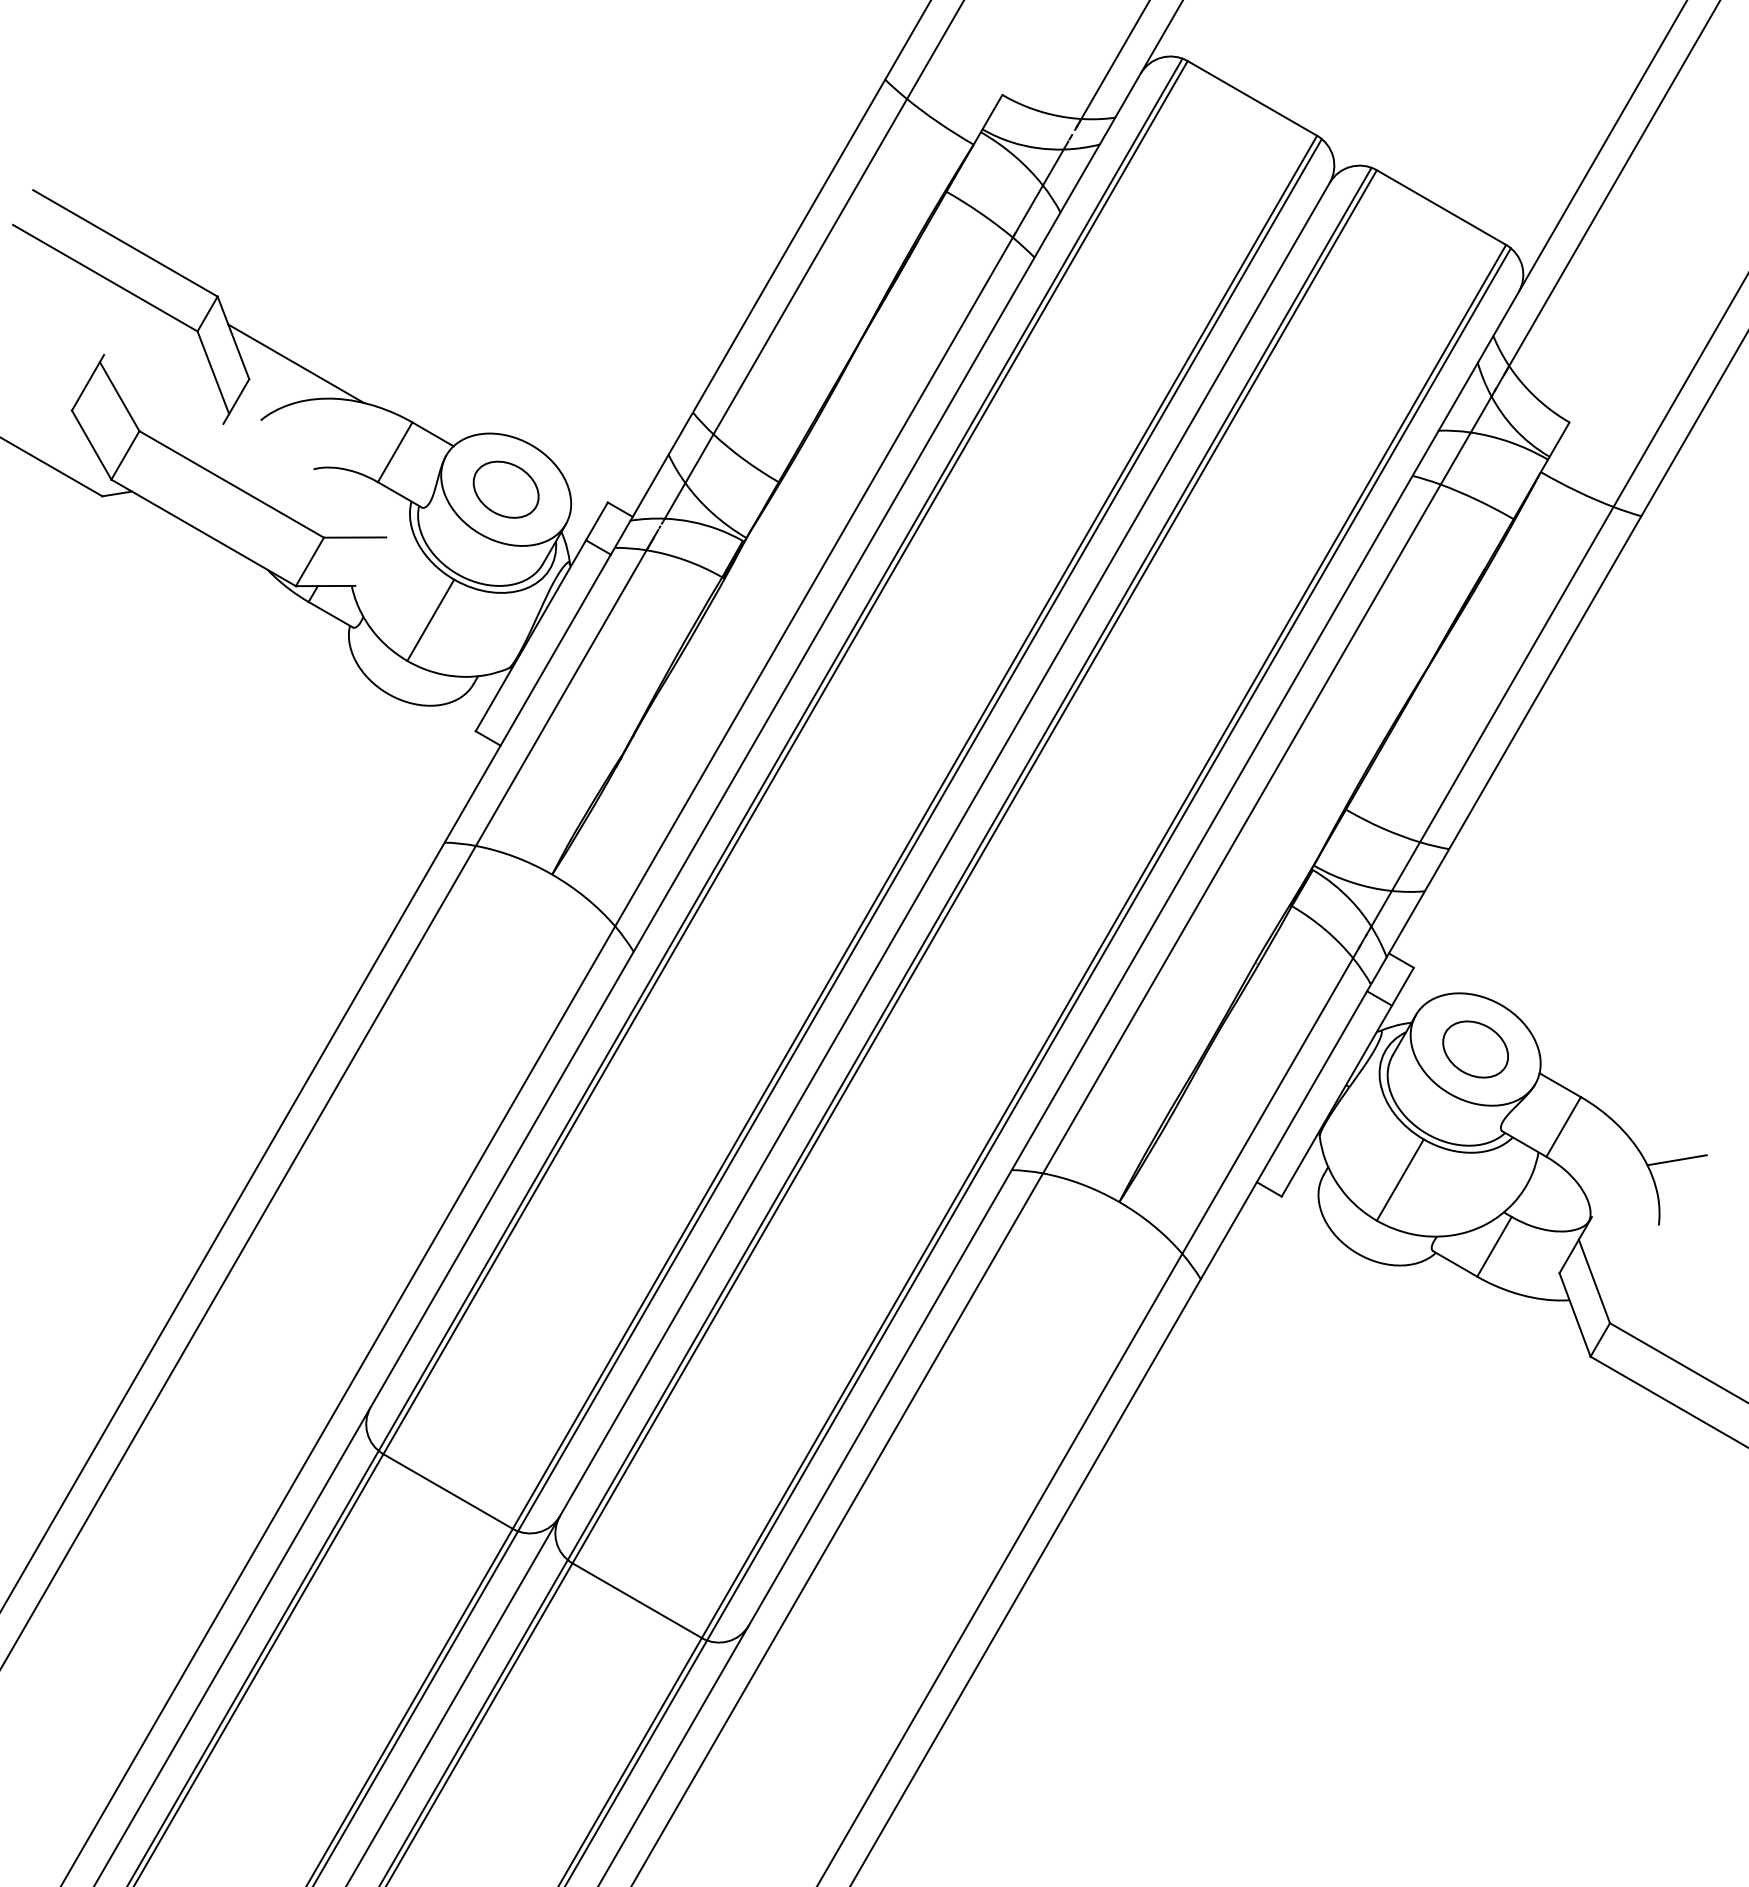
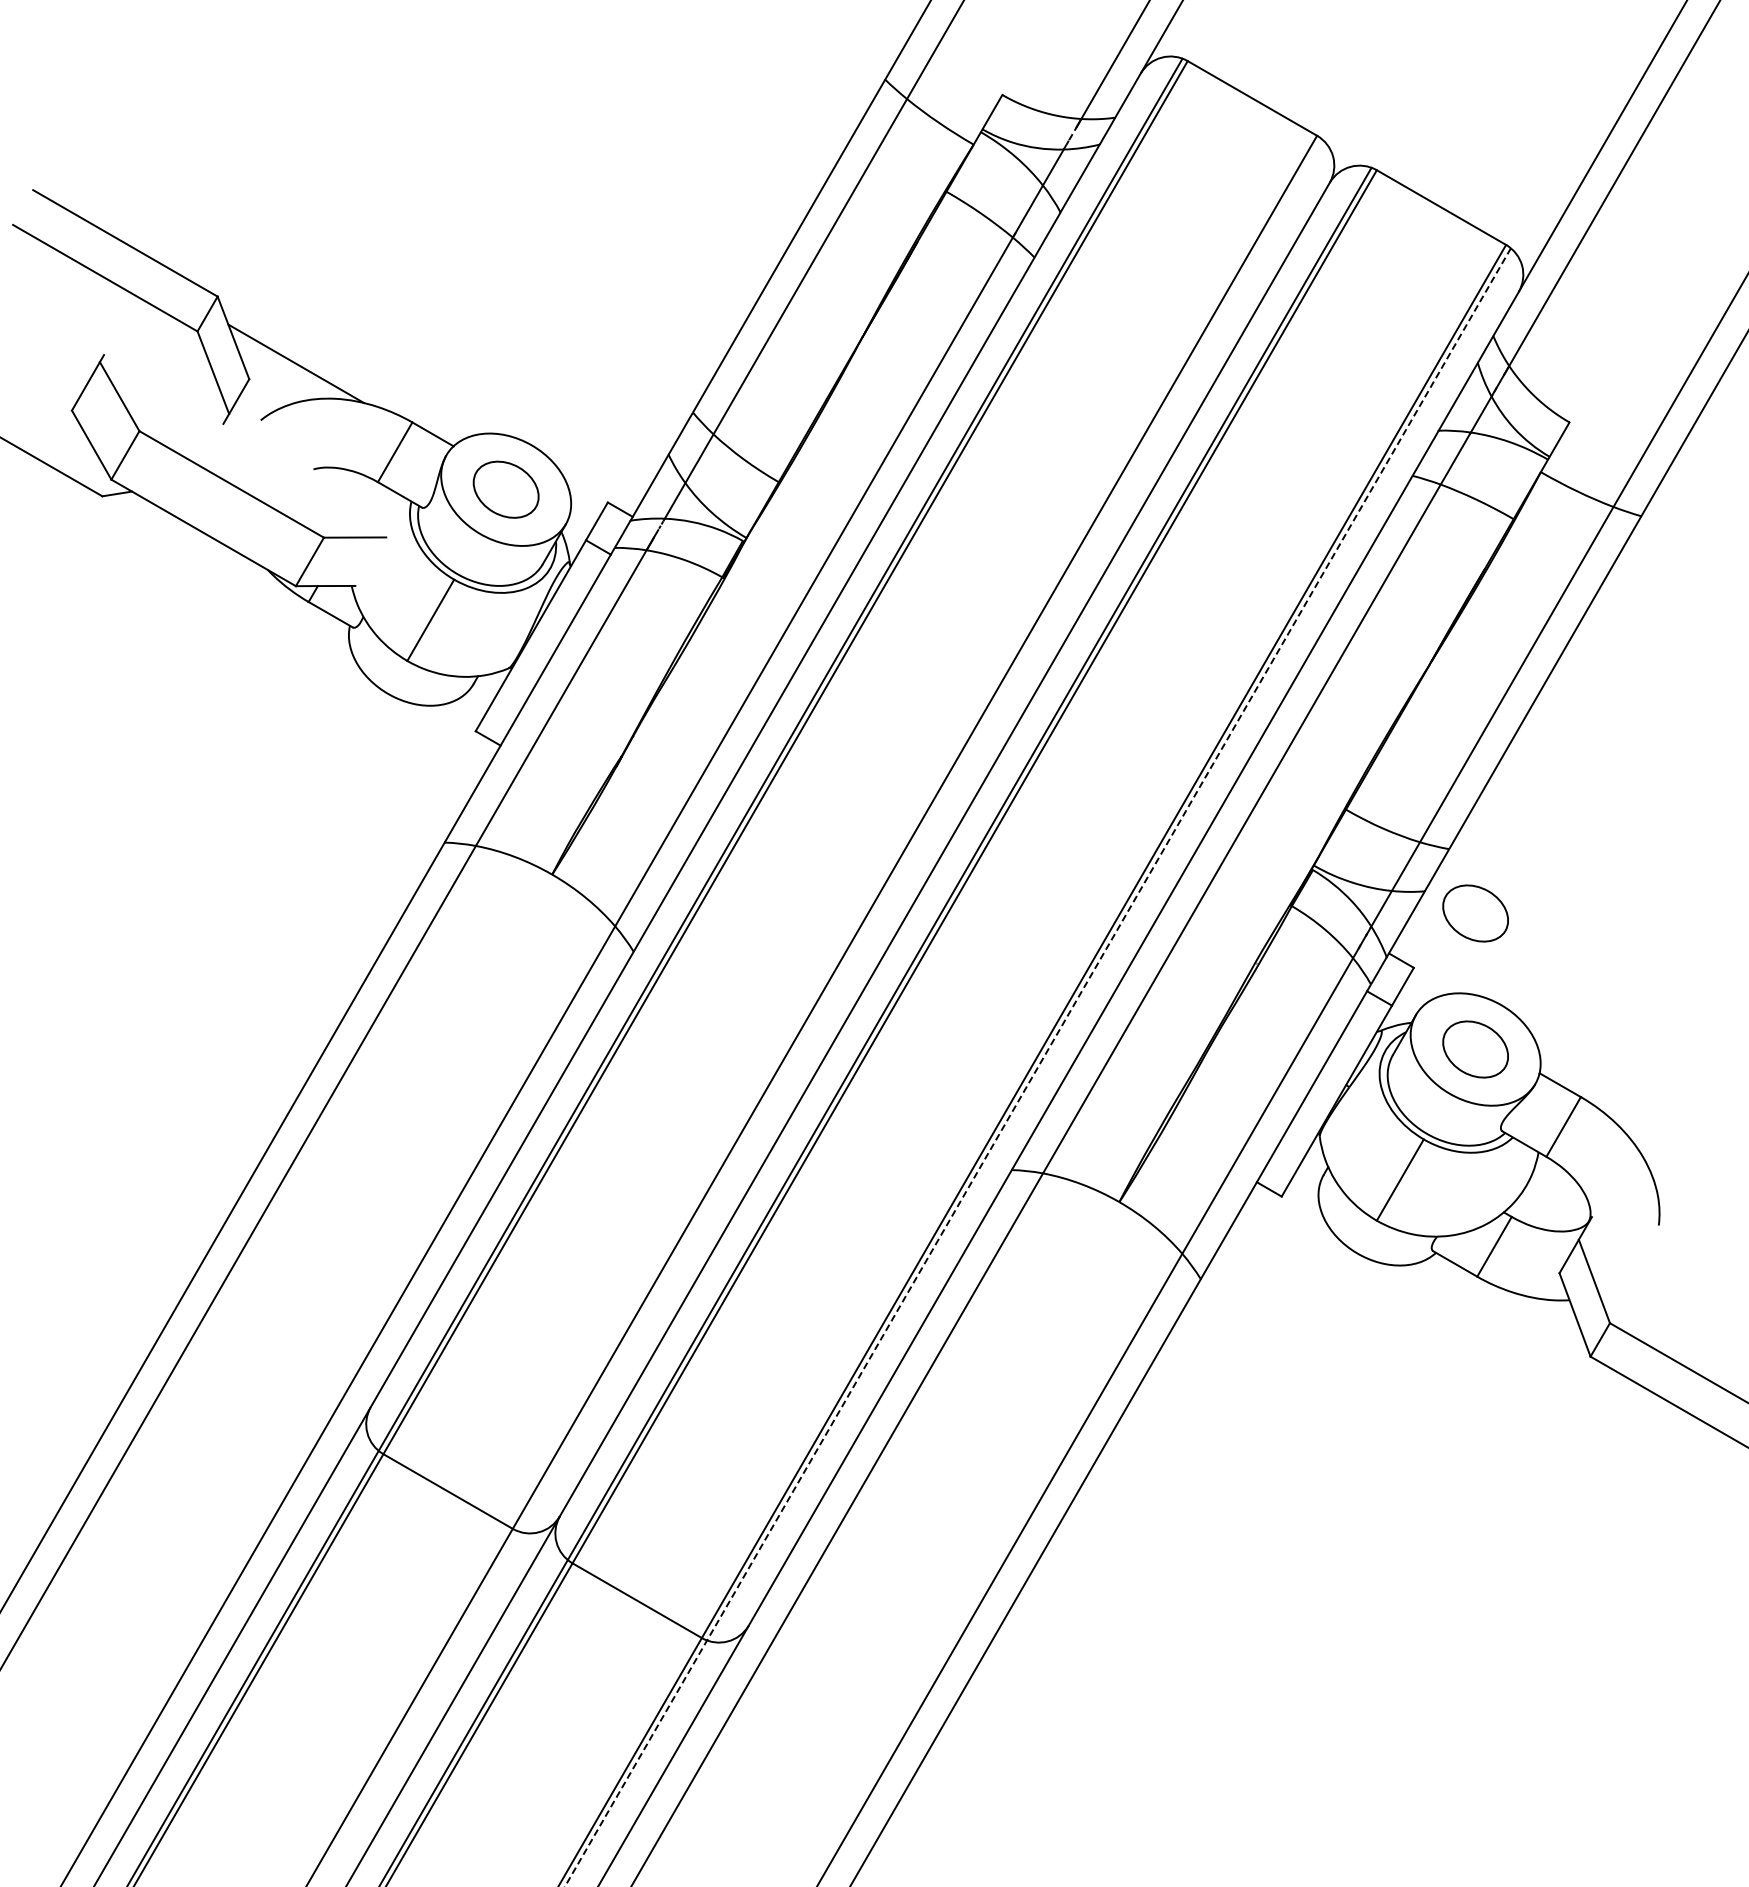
part: none -> present (1475, 913)
line: present -> none (817, 1011)
line: solid -> dashed (1038, 1067)
line: present -> none (1676, 1160)
